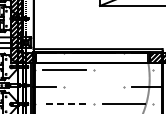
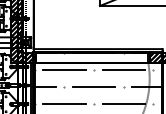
line: none -> present (123, 69)
line: none -> present (93, 86)
line: dashed -> solid (63, 103)
